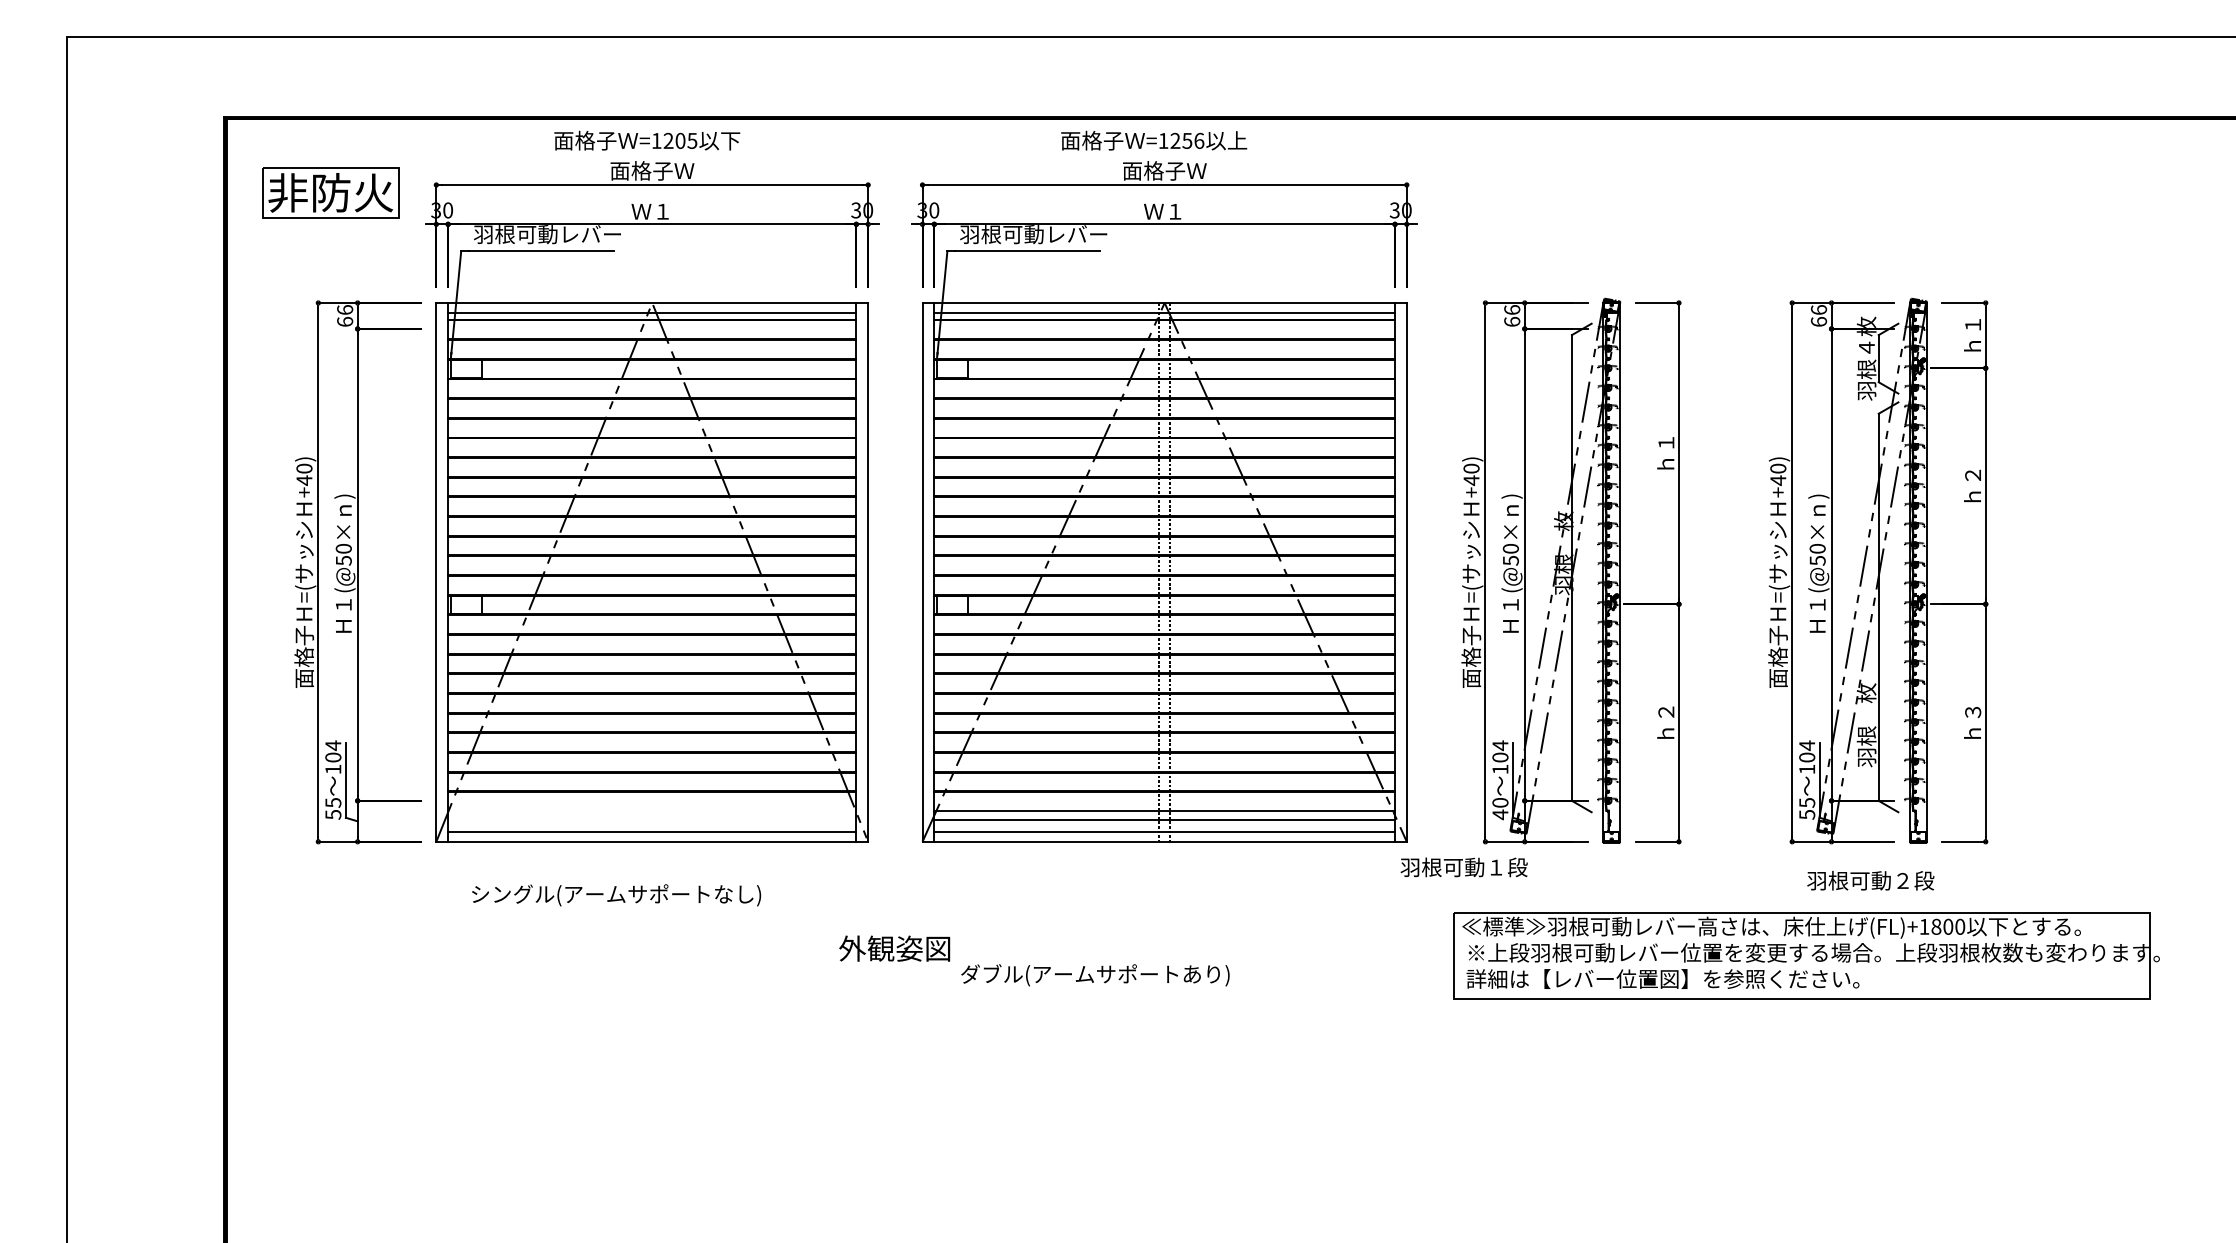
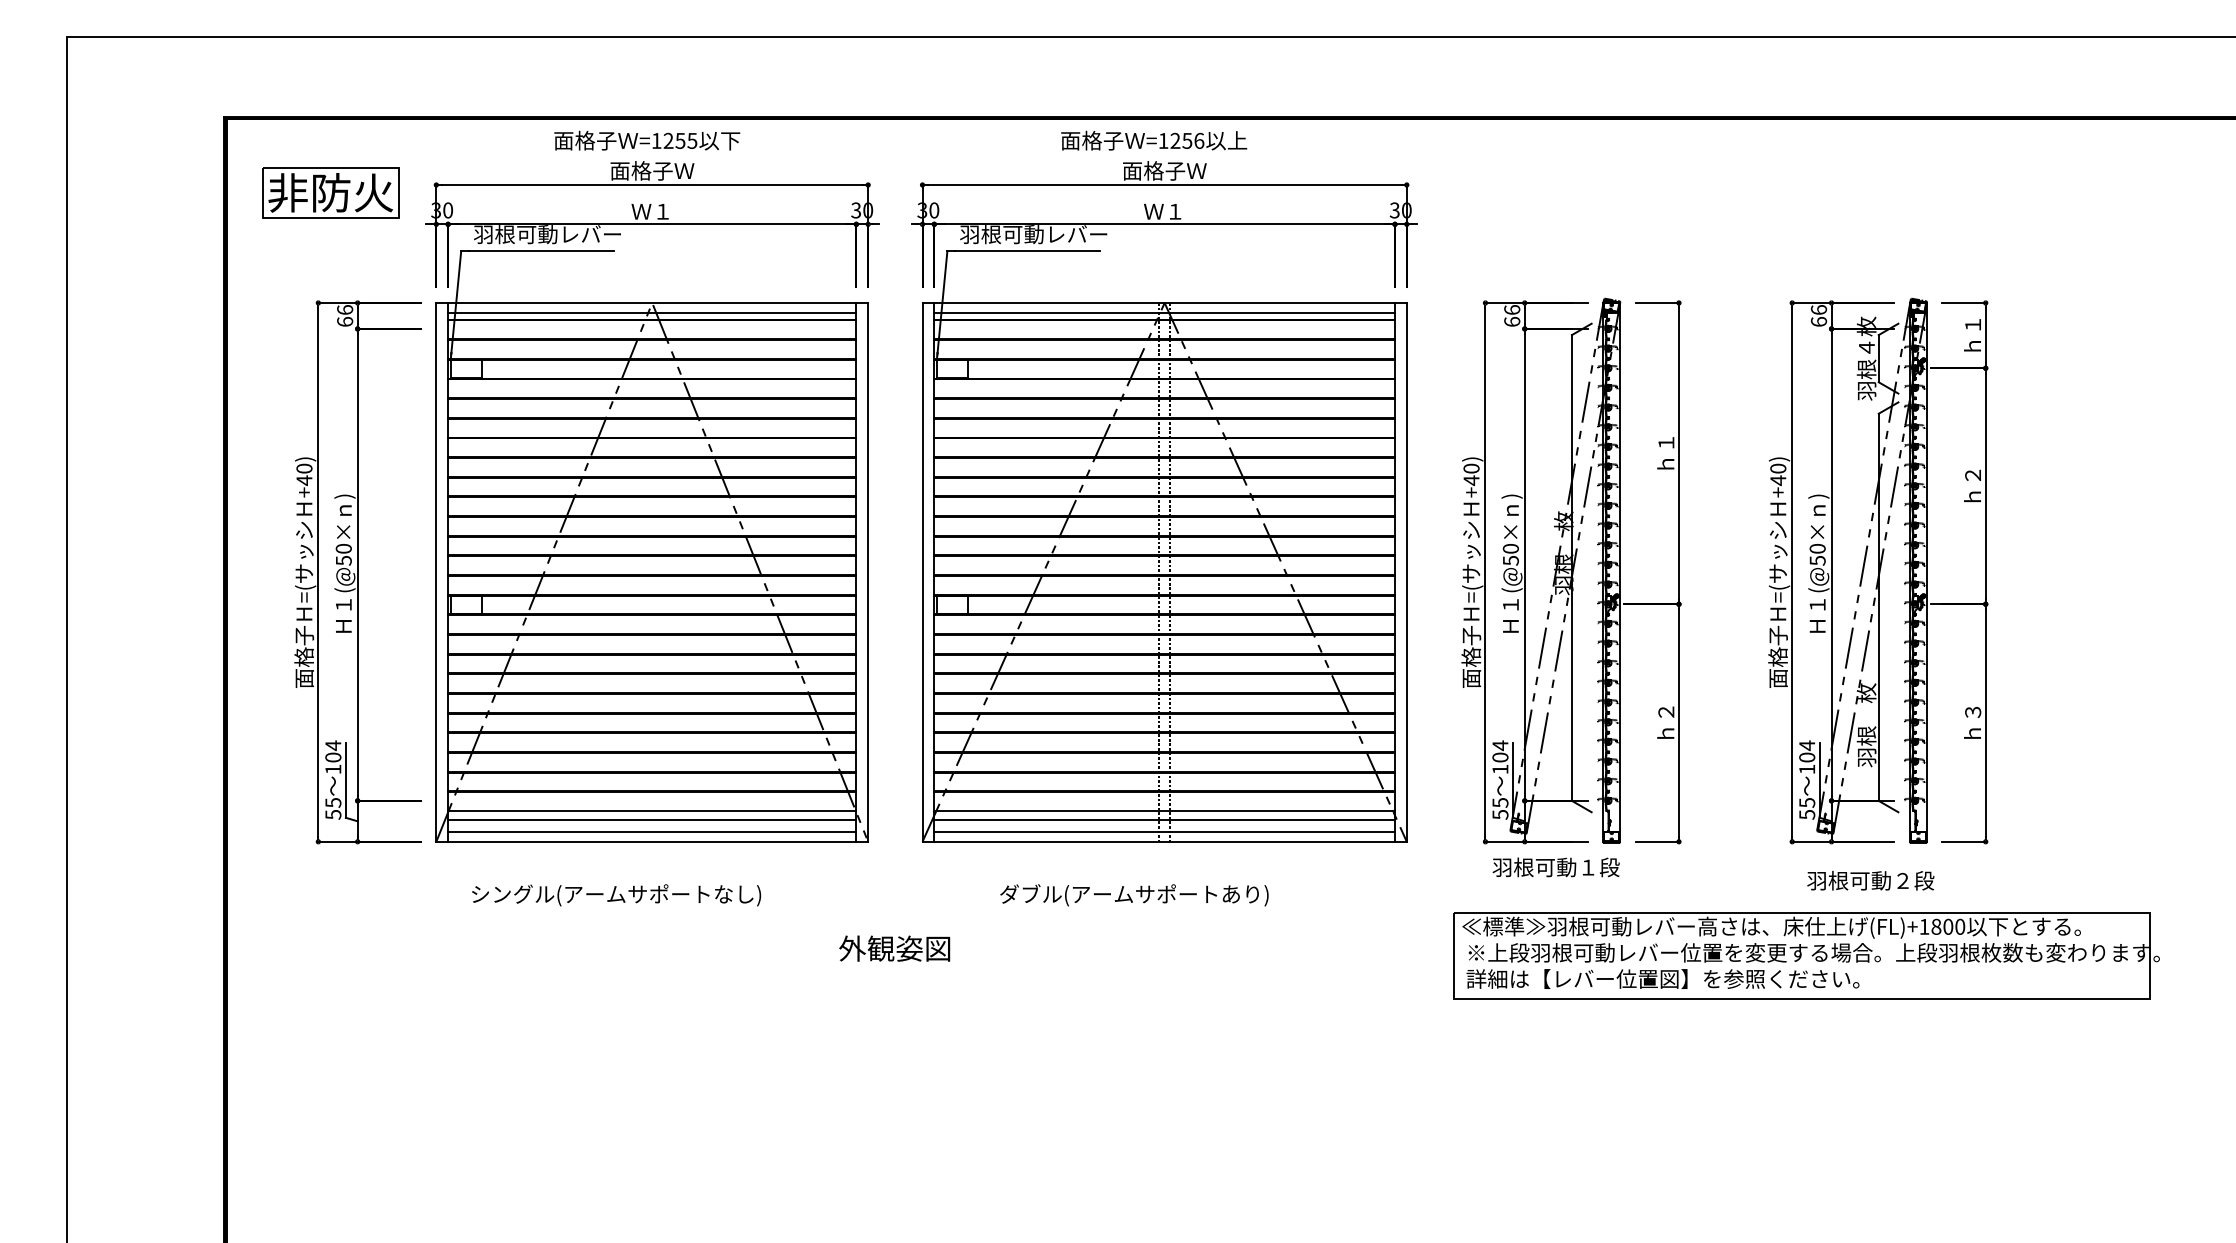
text: =1205 -> =1255 (680, 140)
text: 40 -> 55 (1500, 809)
line: none -> present (652, 811)
line: none -> present (652, 819)
text position: (1463, 867) -> (1555, 867) (1555, 867)
text position: (1095, 975) -> (1134, 895) (1134, 895)
